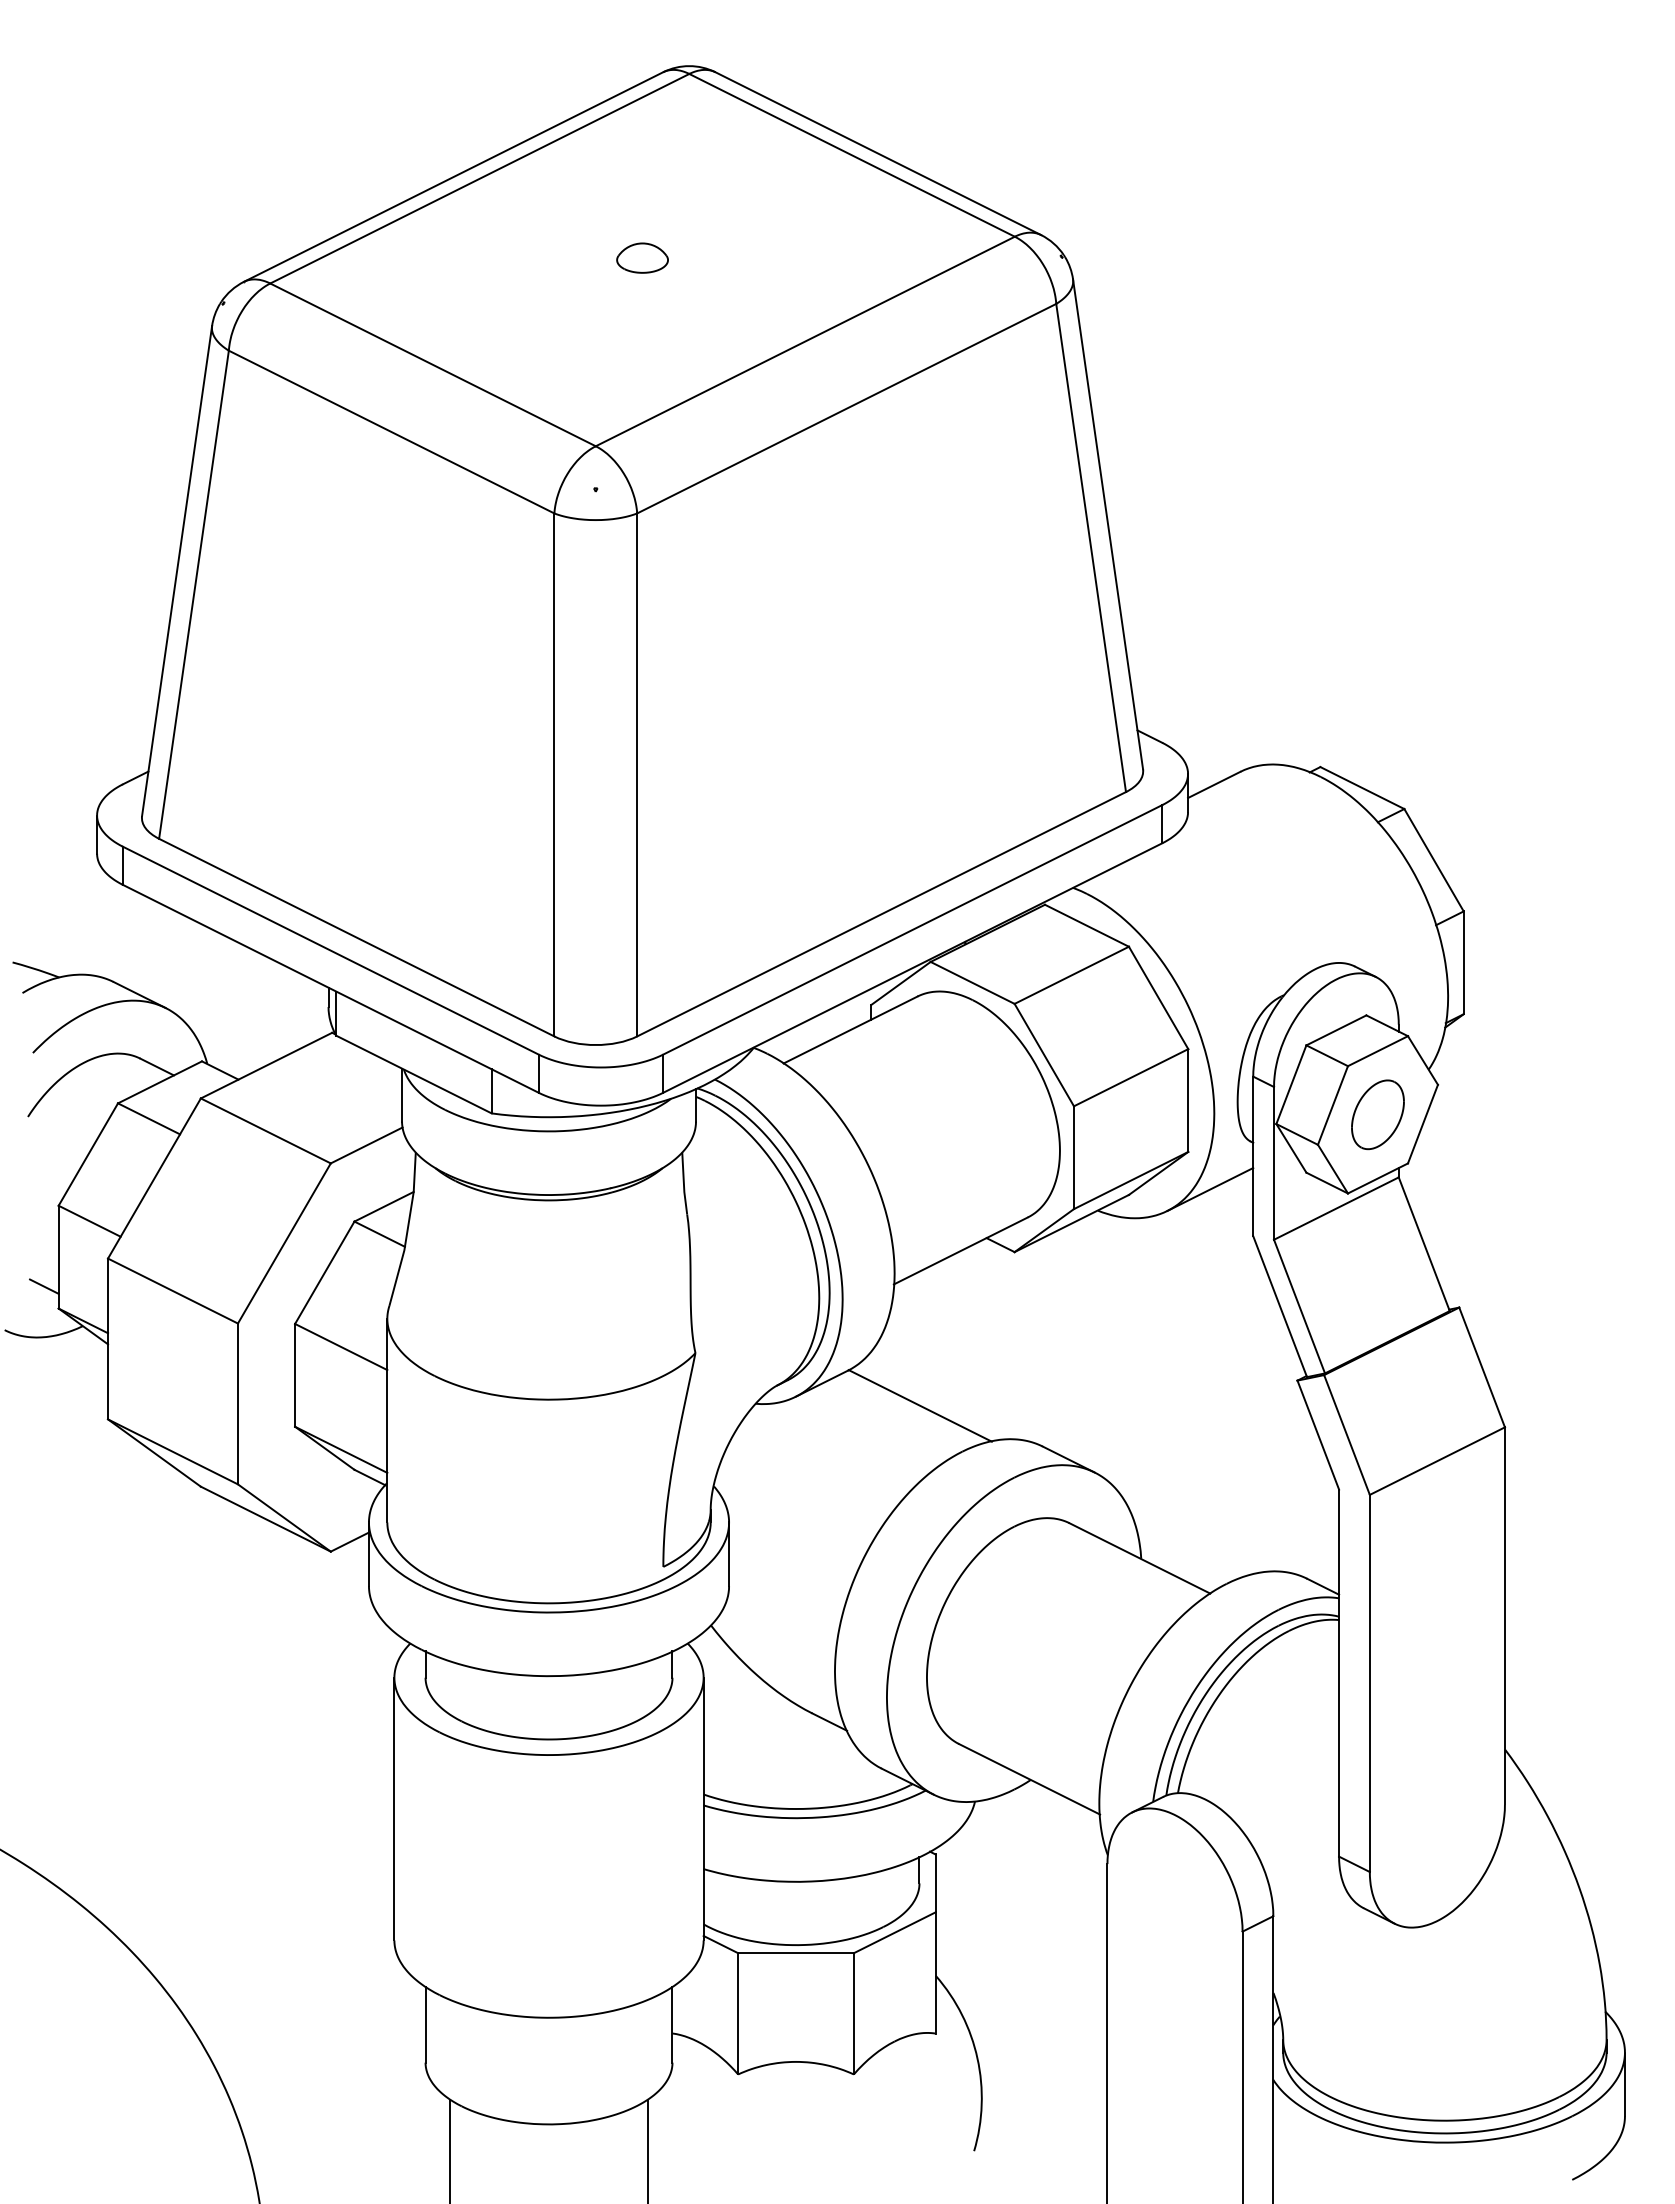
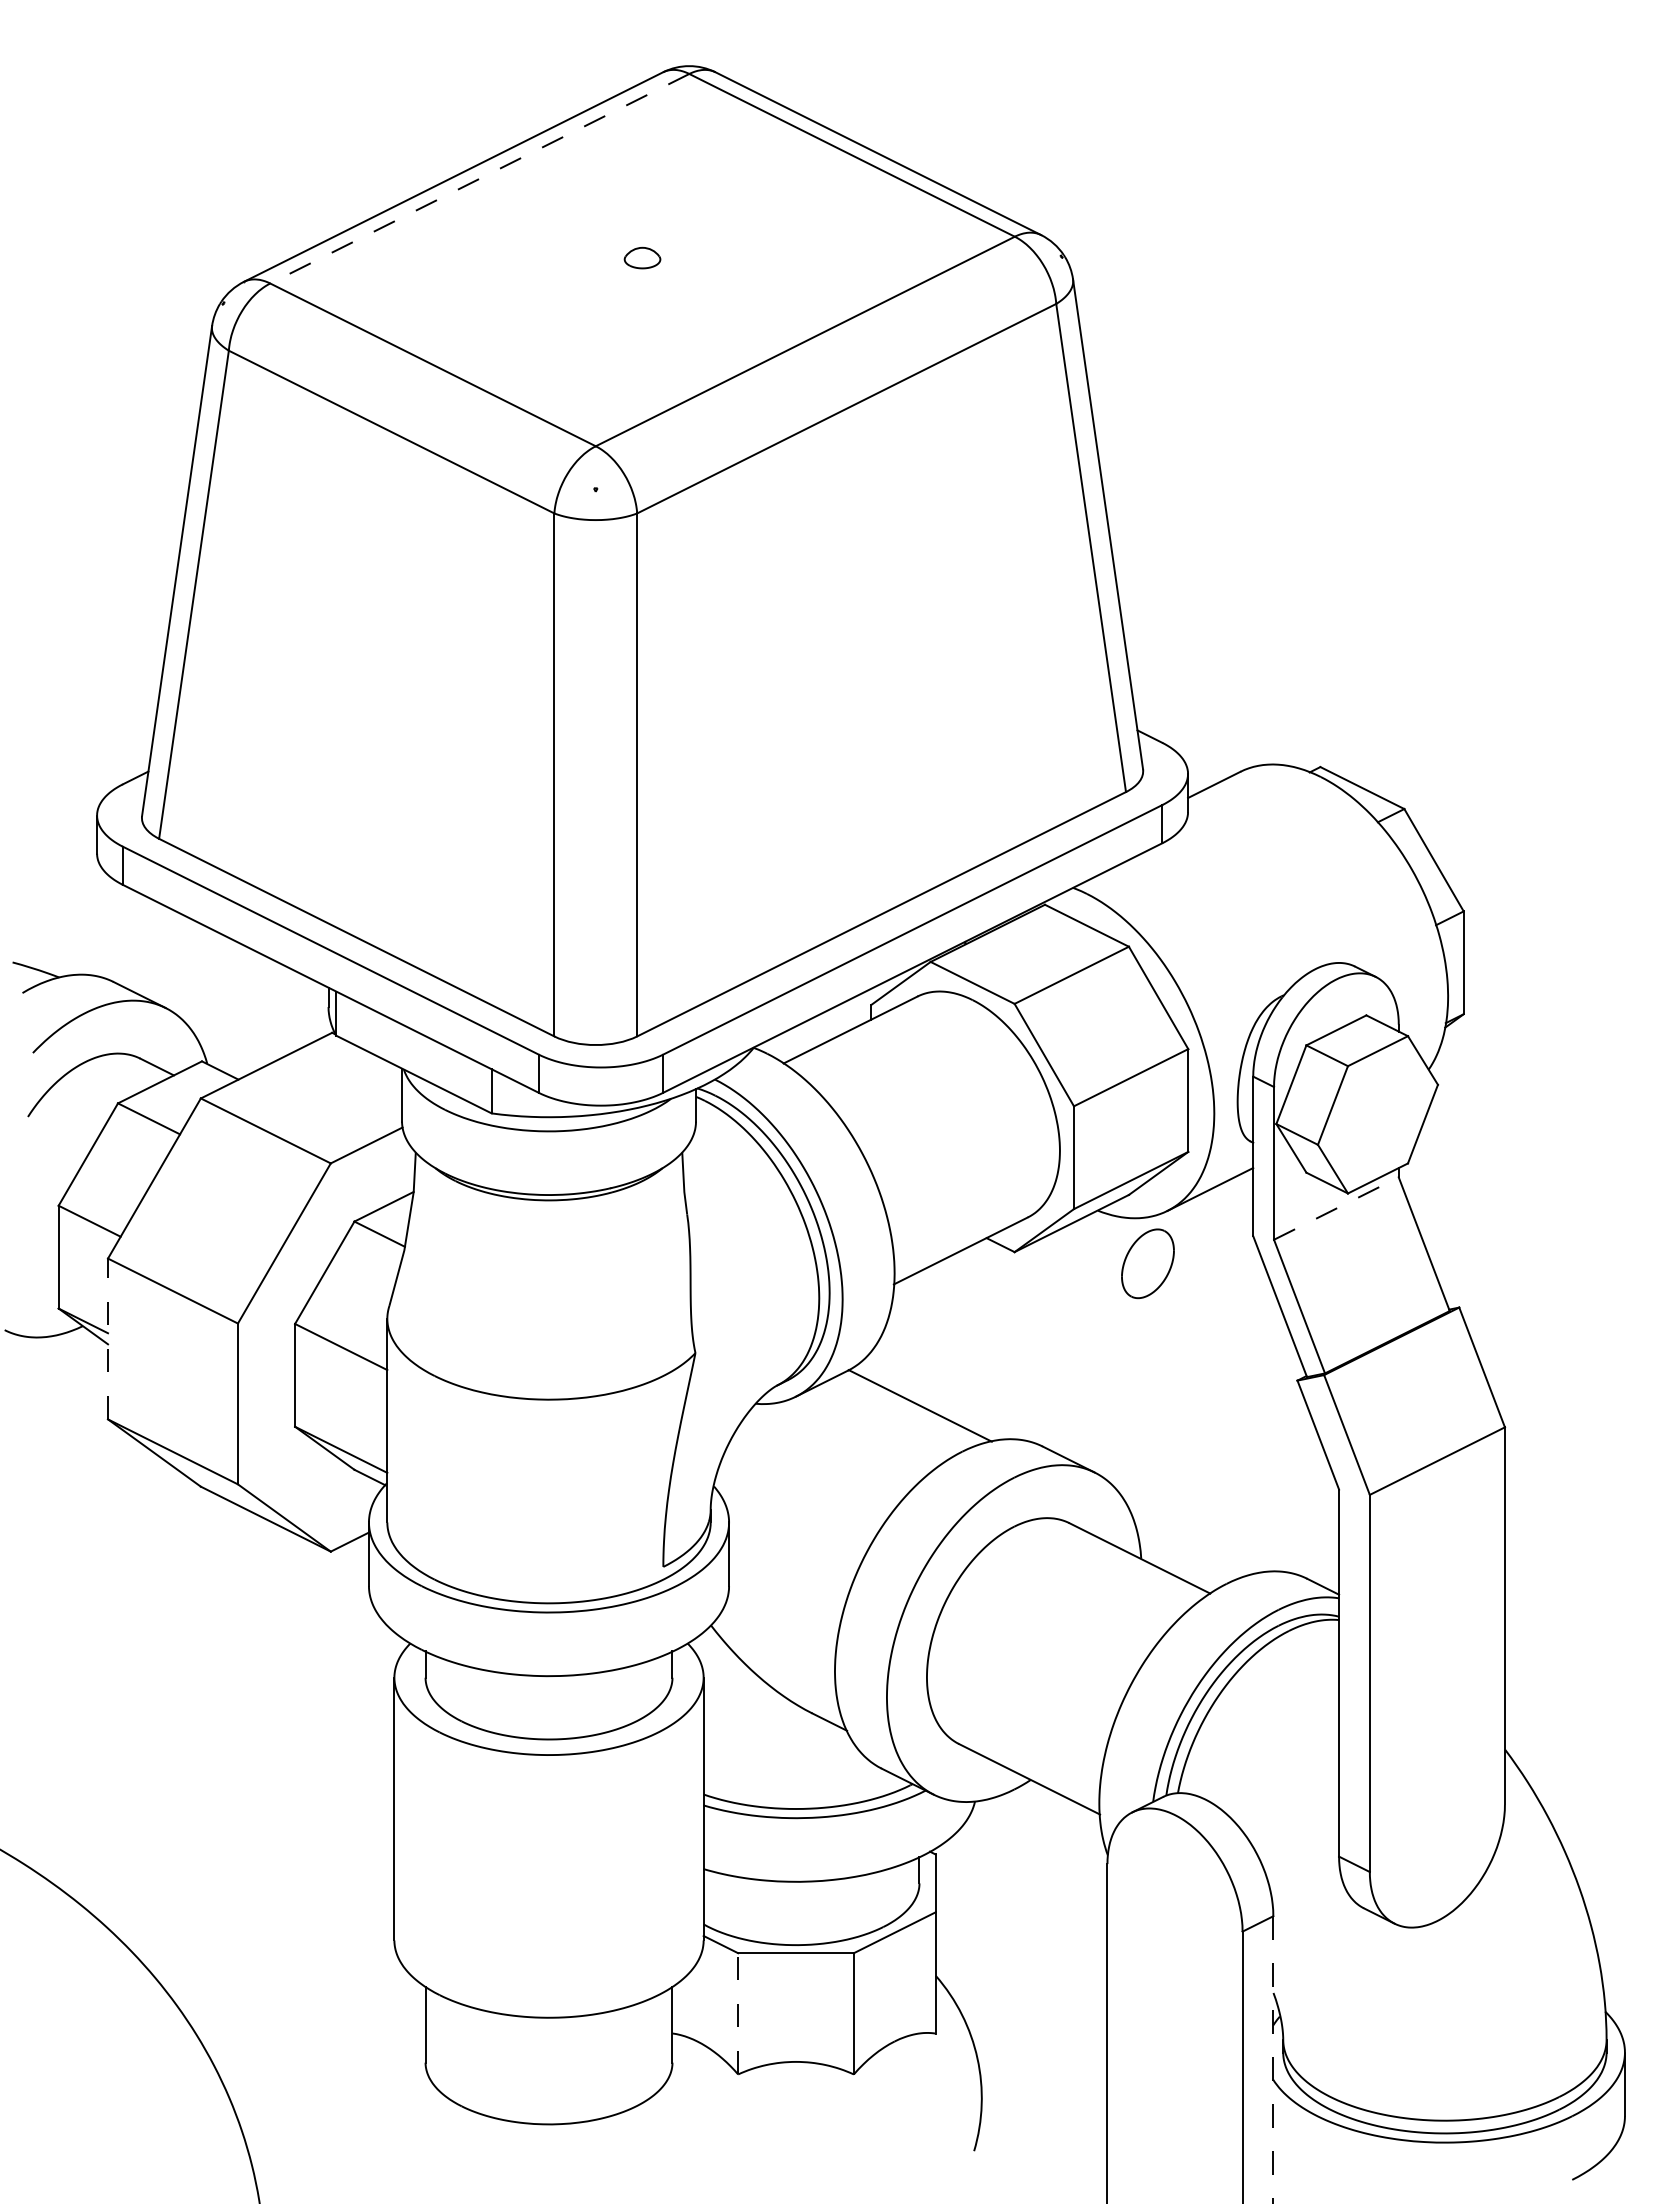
line: solid -> dashed (479, 178)
part size: 53x32 px -> 39x24 px (642, 257)
part position: (1377, 1114) -> (1147, 1263) (1147, 1263)
line: solid -> dashed (1336, 1208)
line: present -> none (44, 1286)
line: solid -> dashed (108, 1338)
line: solid -> dashed (738, 2013)
line: solid -> dashed (1273, 2059)
line: present -> none (450, 2149)
line: present -> none (647, 2149)
